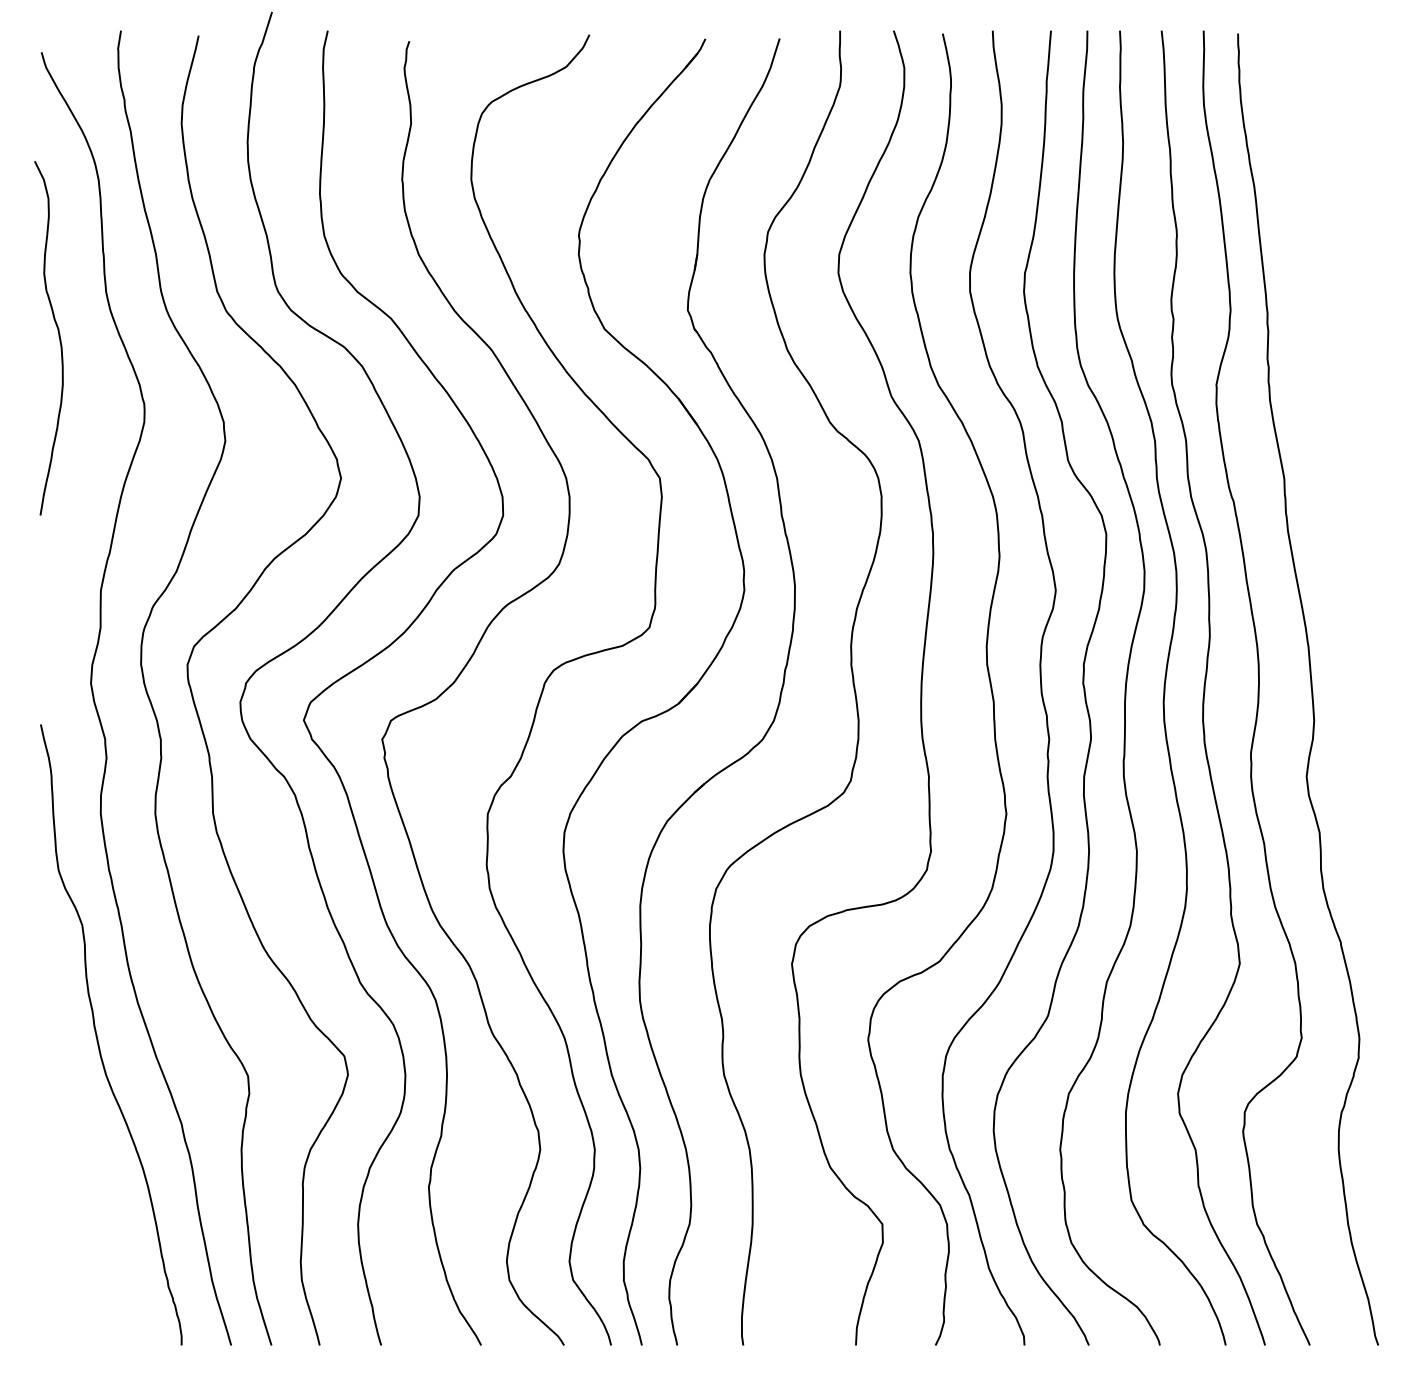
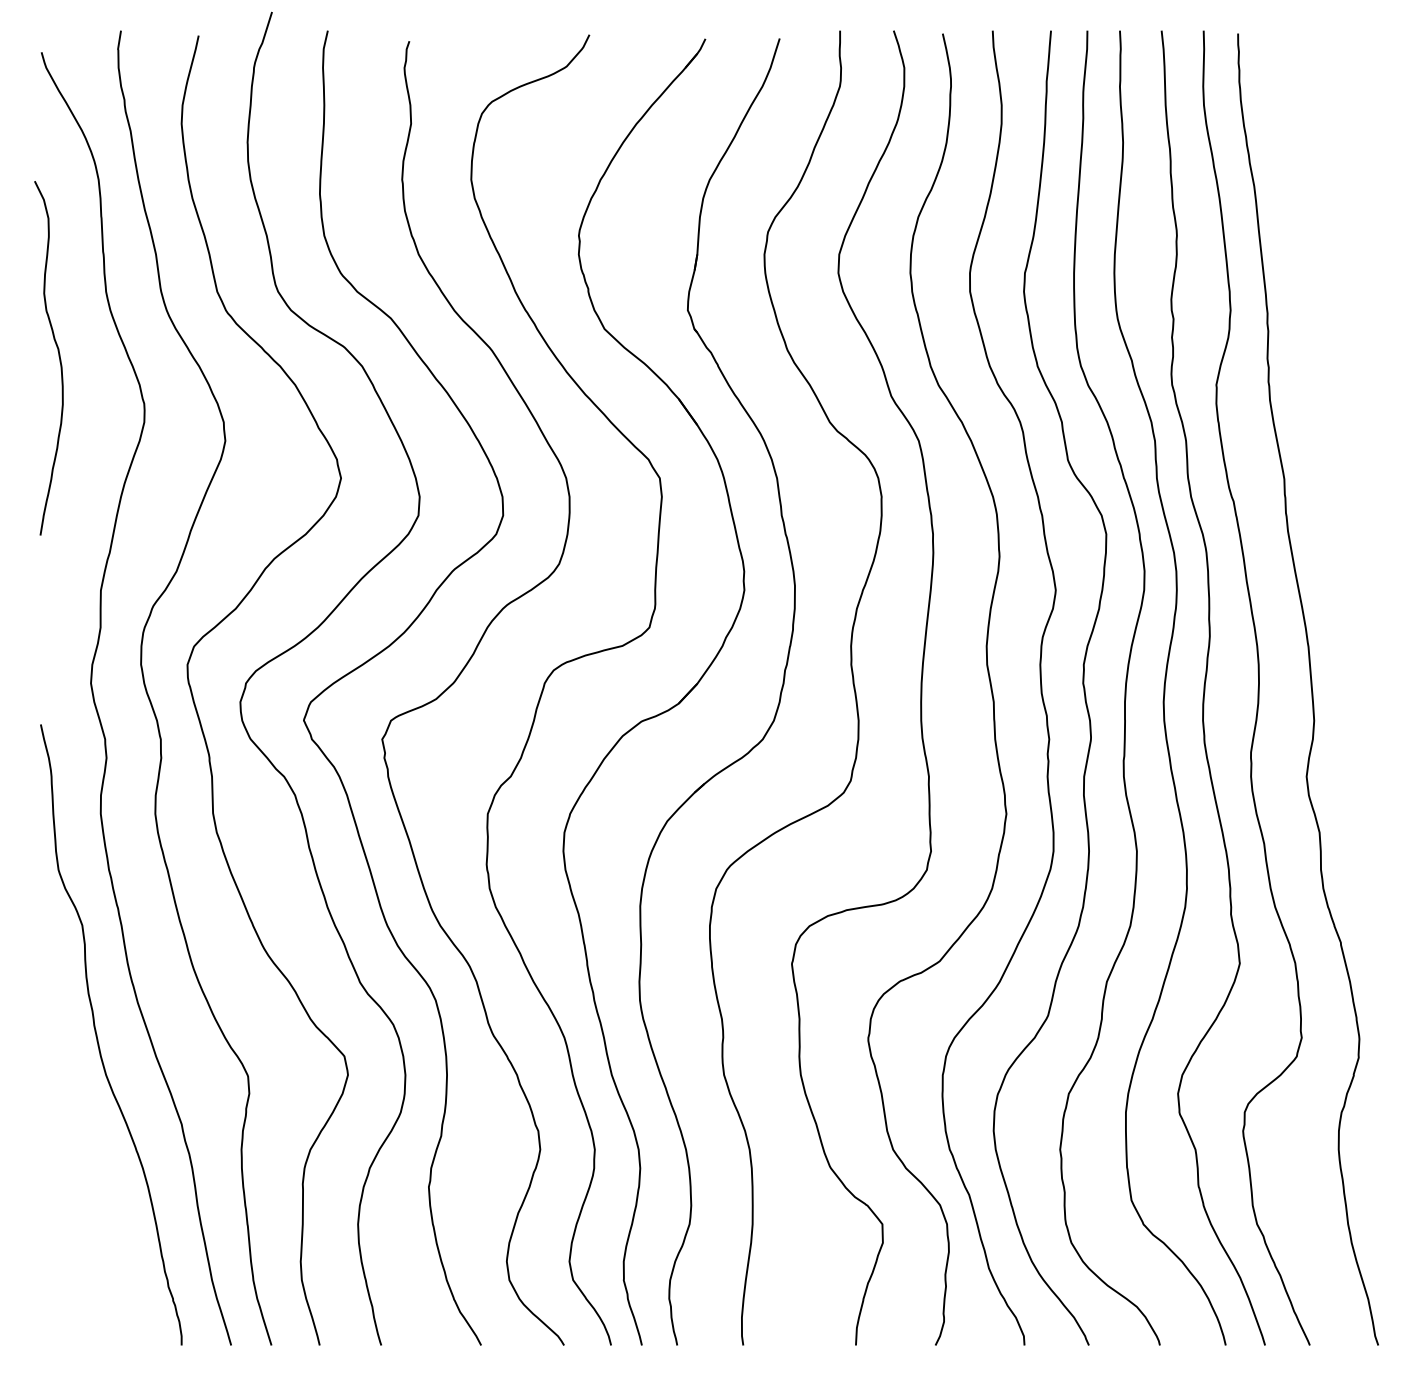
curve position: (58, 336) -> (58, 356) (58, 356)
